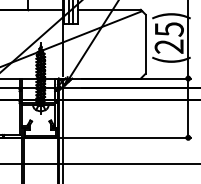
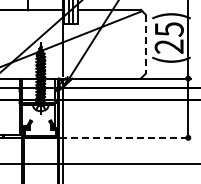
line: solid -> dashed (145, 44)
line: solid -> dashed (125, 137)
